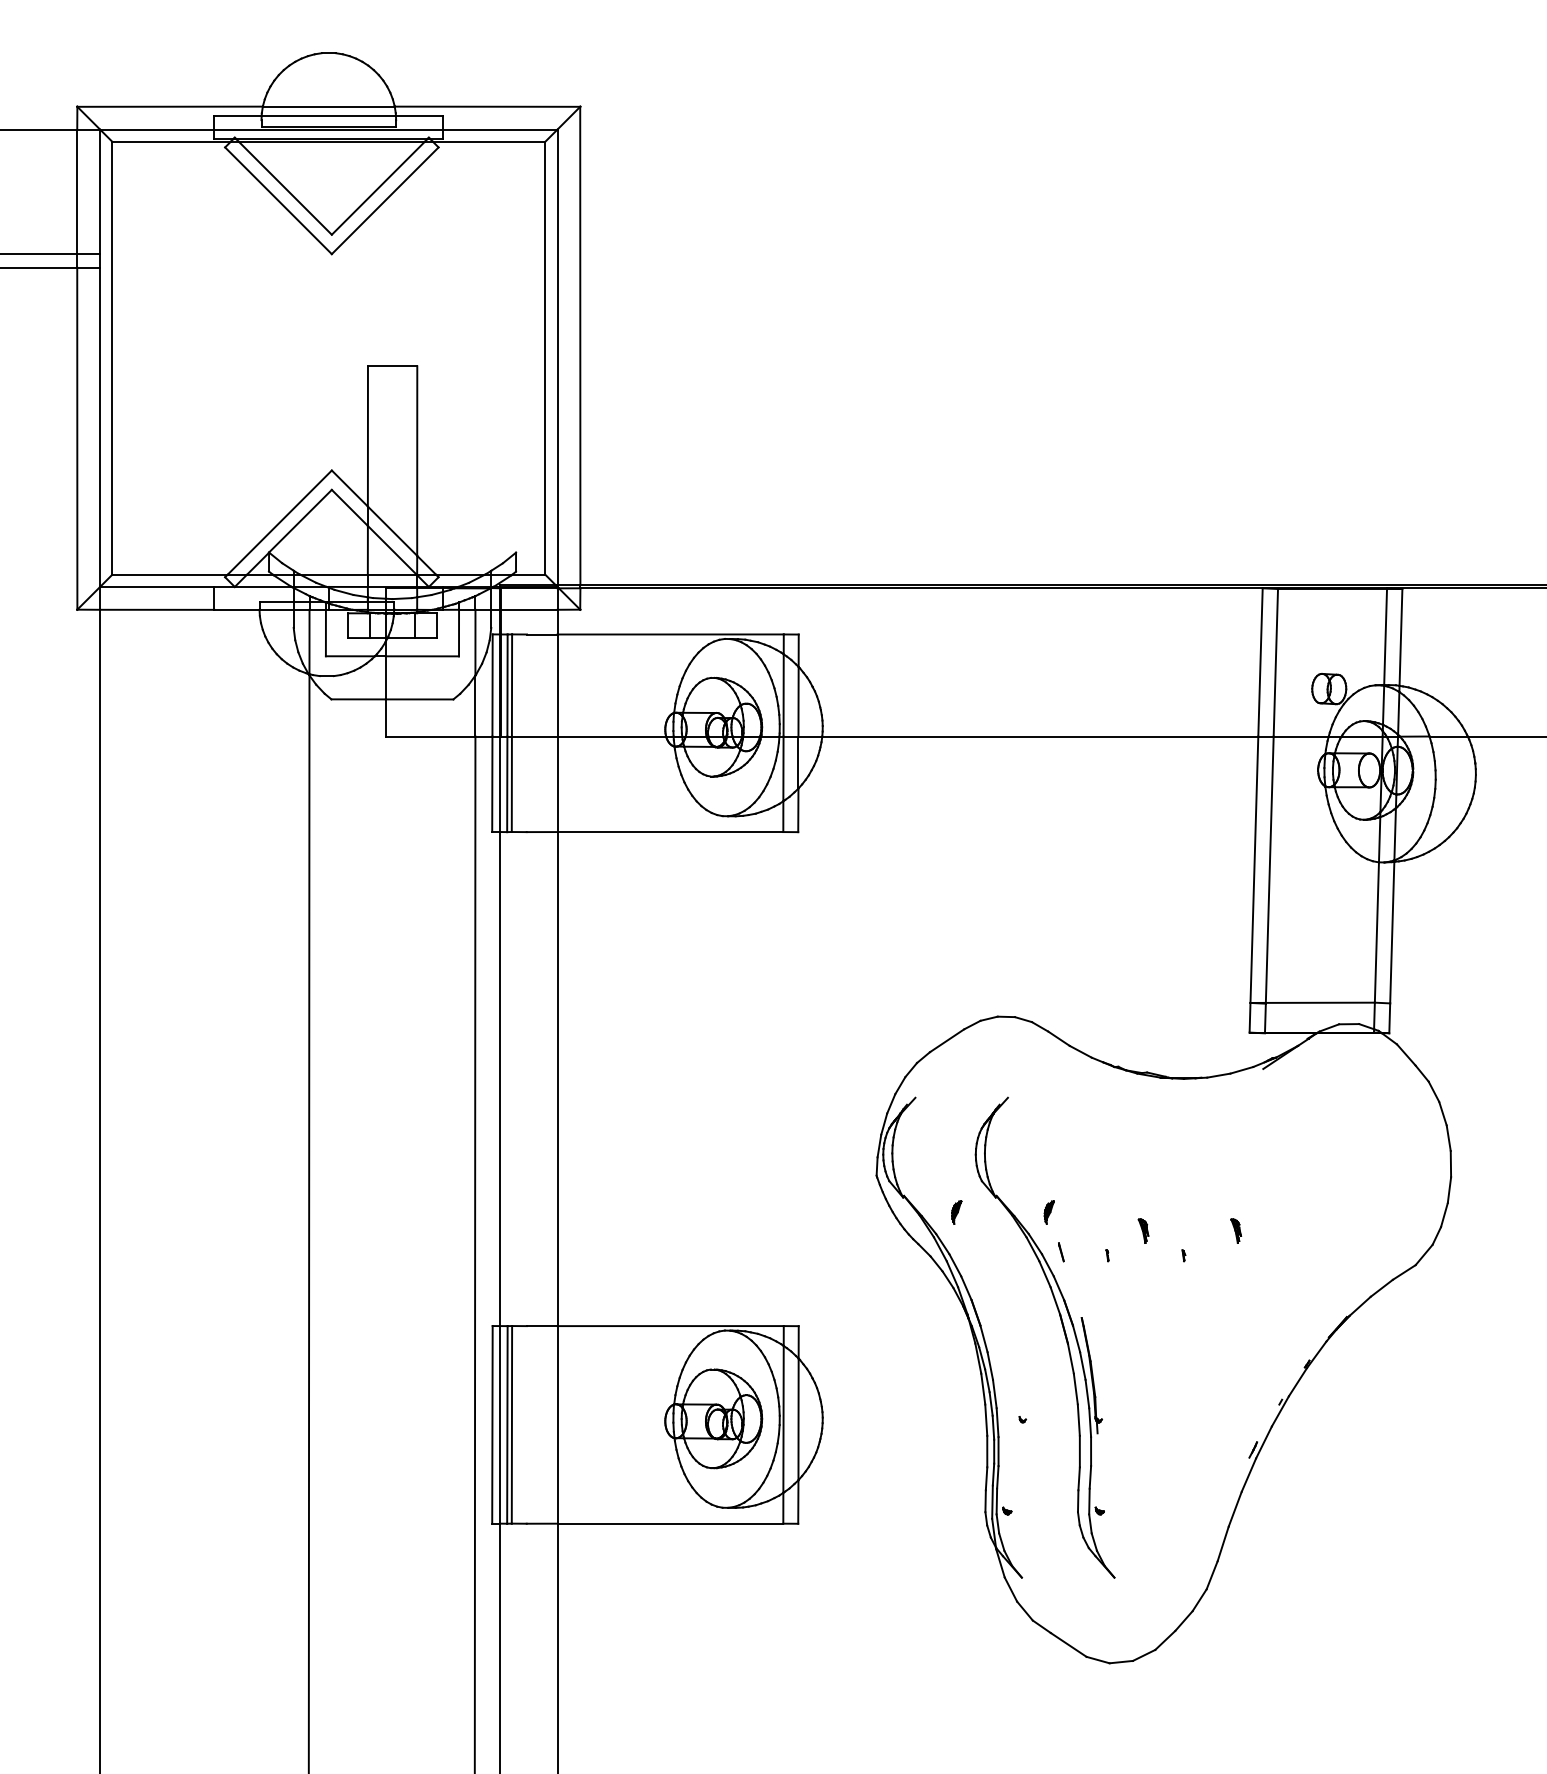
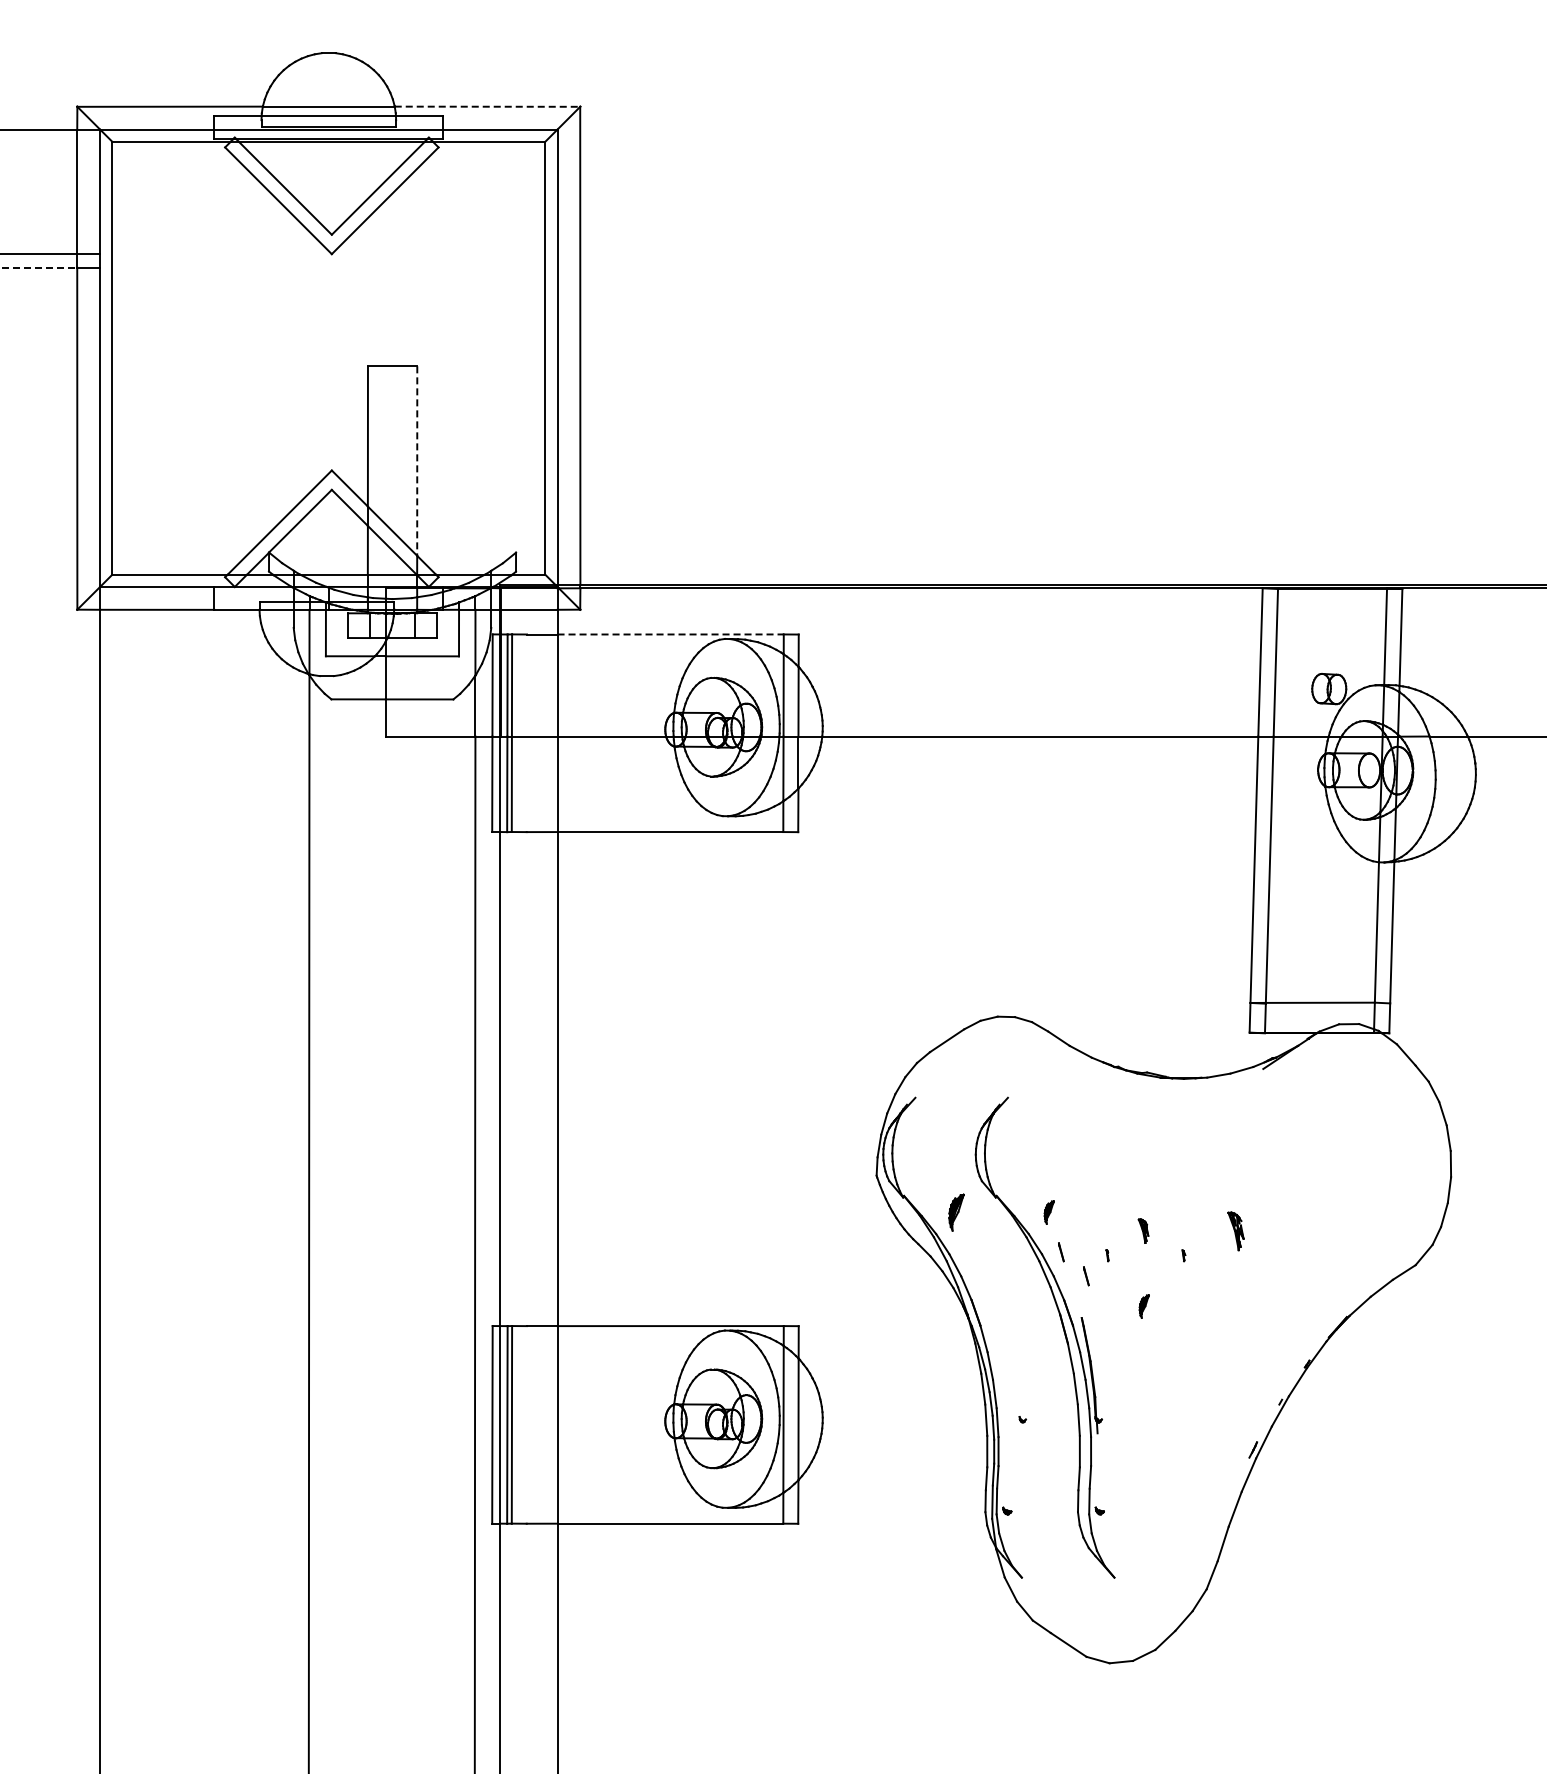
line: solid -> dashed (487, 106)
line: solid -> dashed (39, 267)
line: solid -> dashed (417, 461)
line: solid -> dashed (671, 634)
part size: 12x25 px -> 17x39 px (956, 1212)
part size: 13x26 px -> 18x41 px (1235, 1231)
line: none -> present (1086, 1276)
part: none -> present (1143, 1306)
